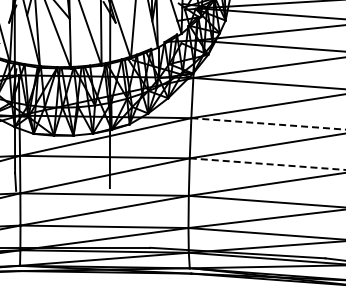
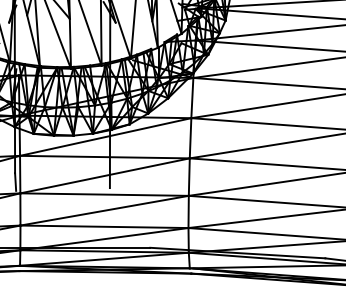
line: dashed -> solid (268, 123)
line: dashed -> solid (268, 164)
